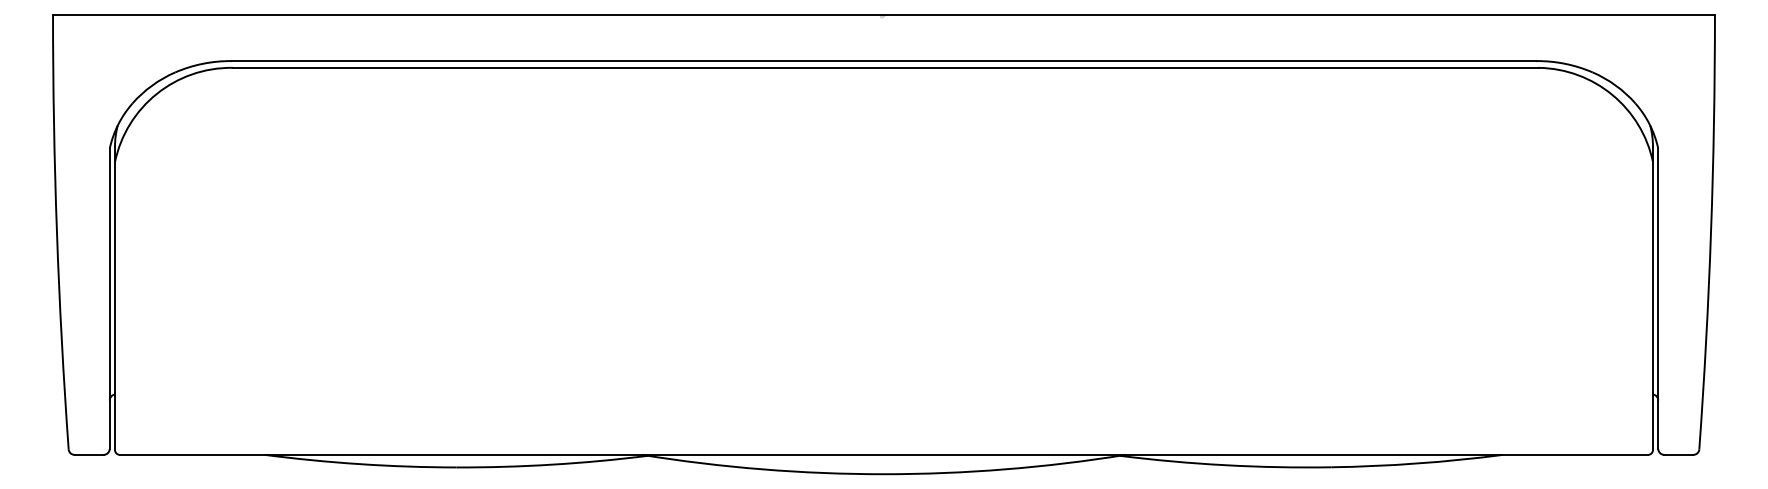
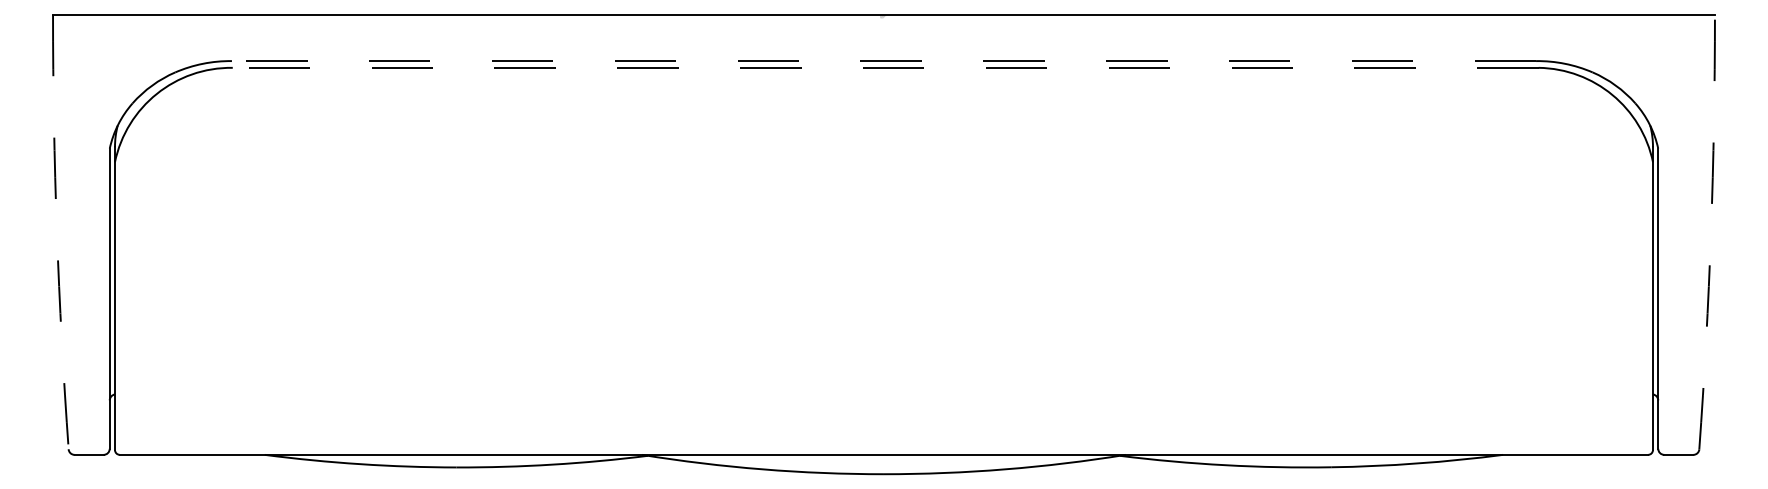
line: solid -> dashed (883, 61)
line: solid -> dashed (885, 67)
arc: solid -> dashed (56, 232)
arc: solid -> dashed (1711, 232)
